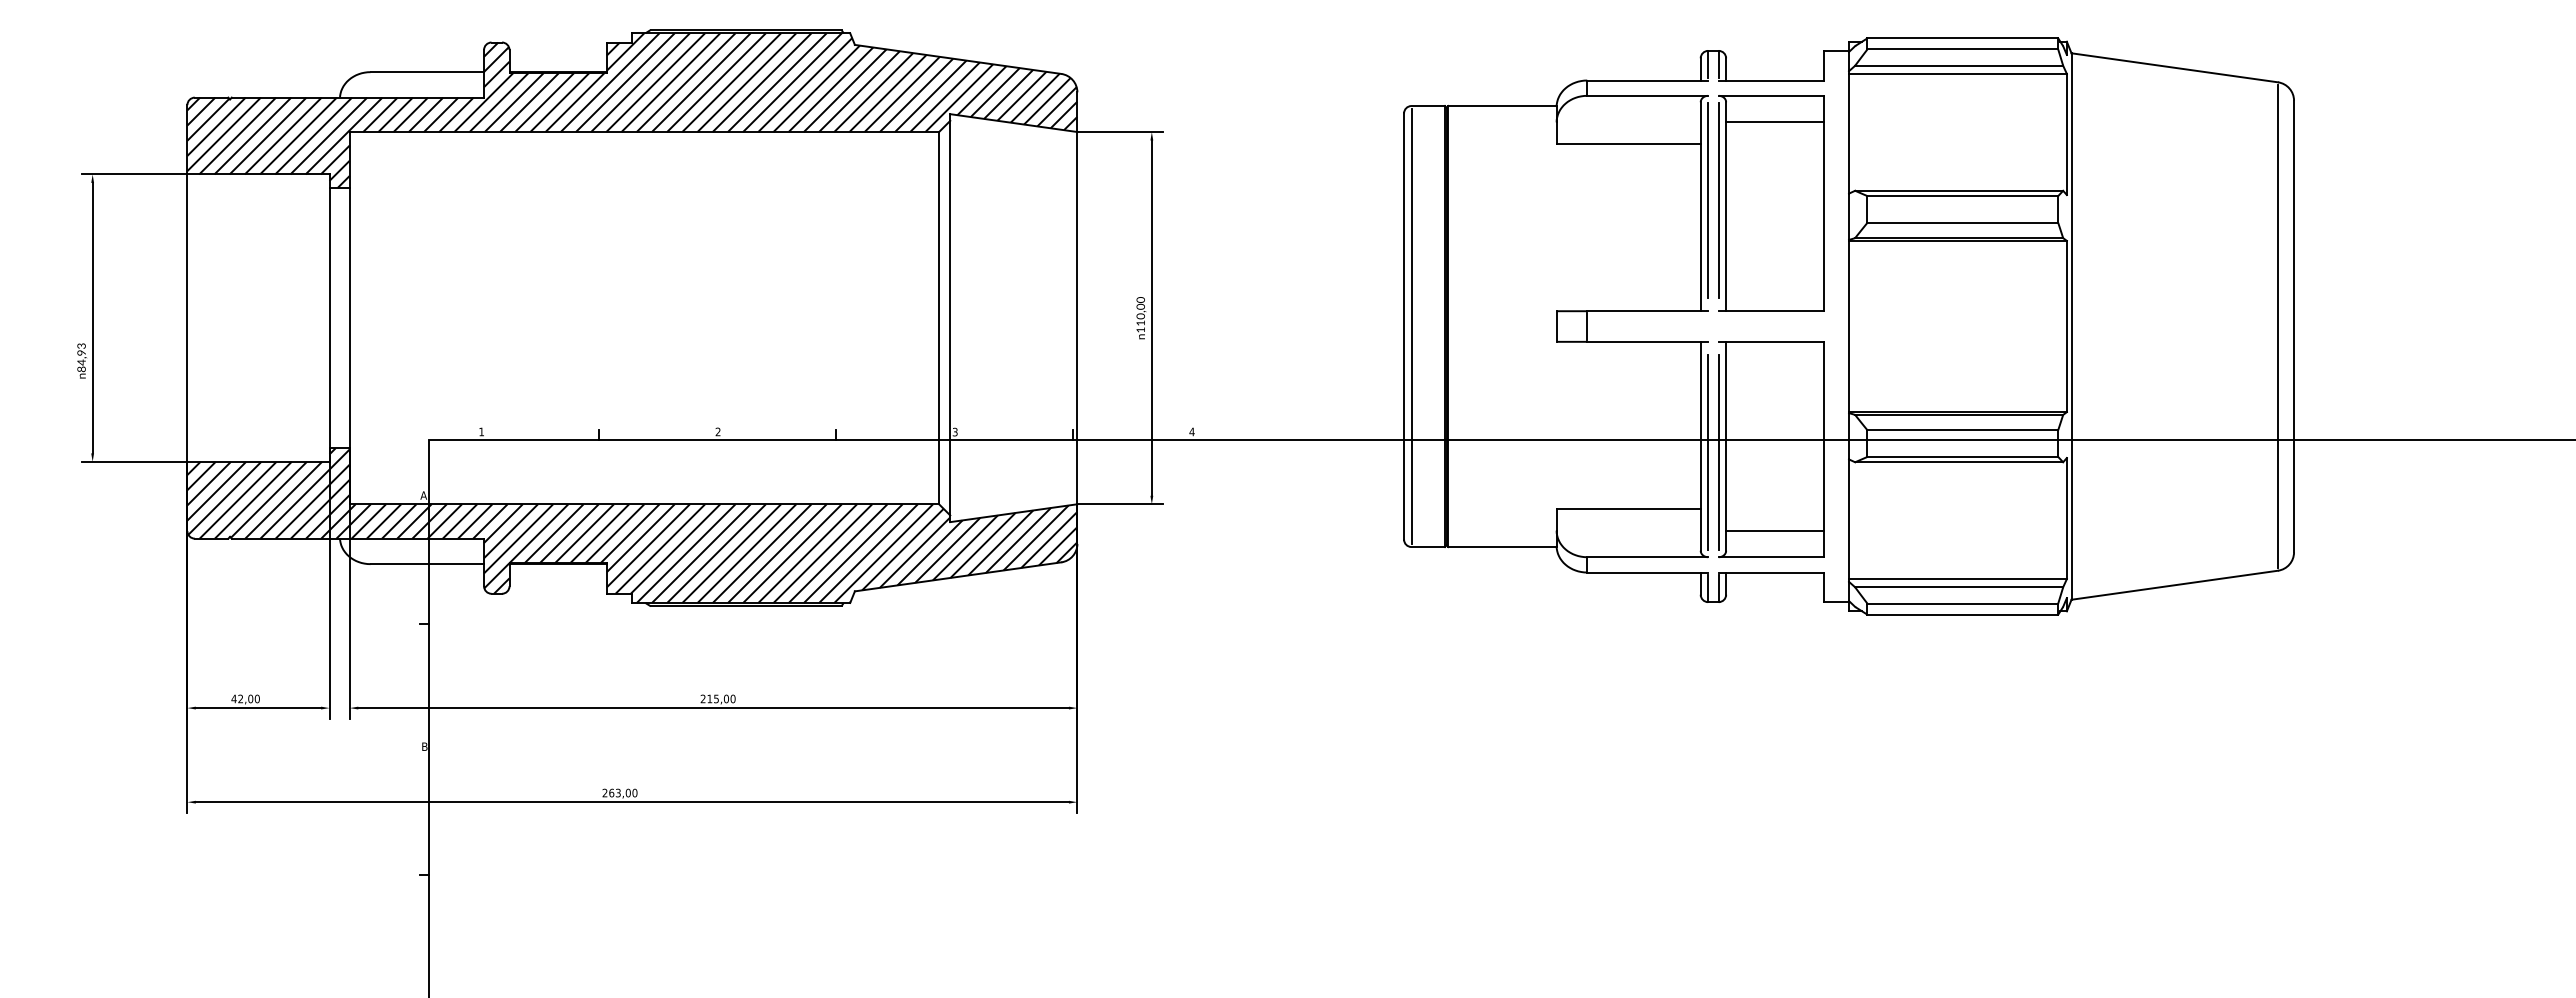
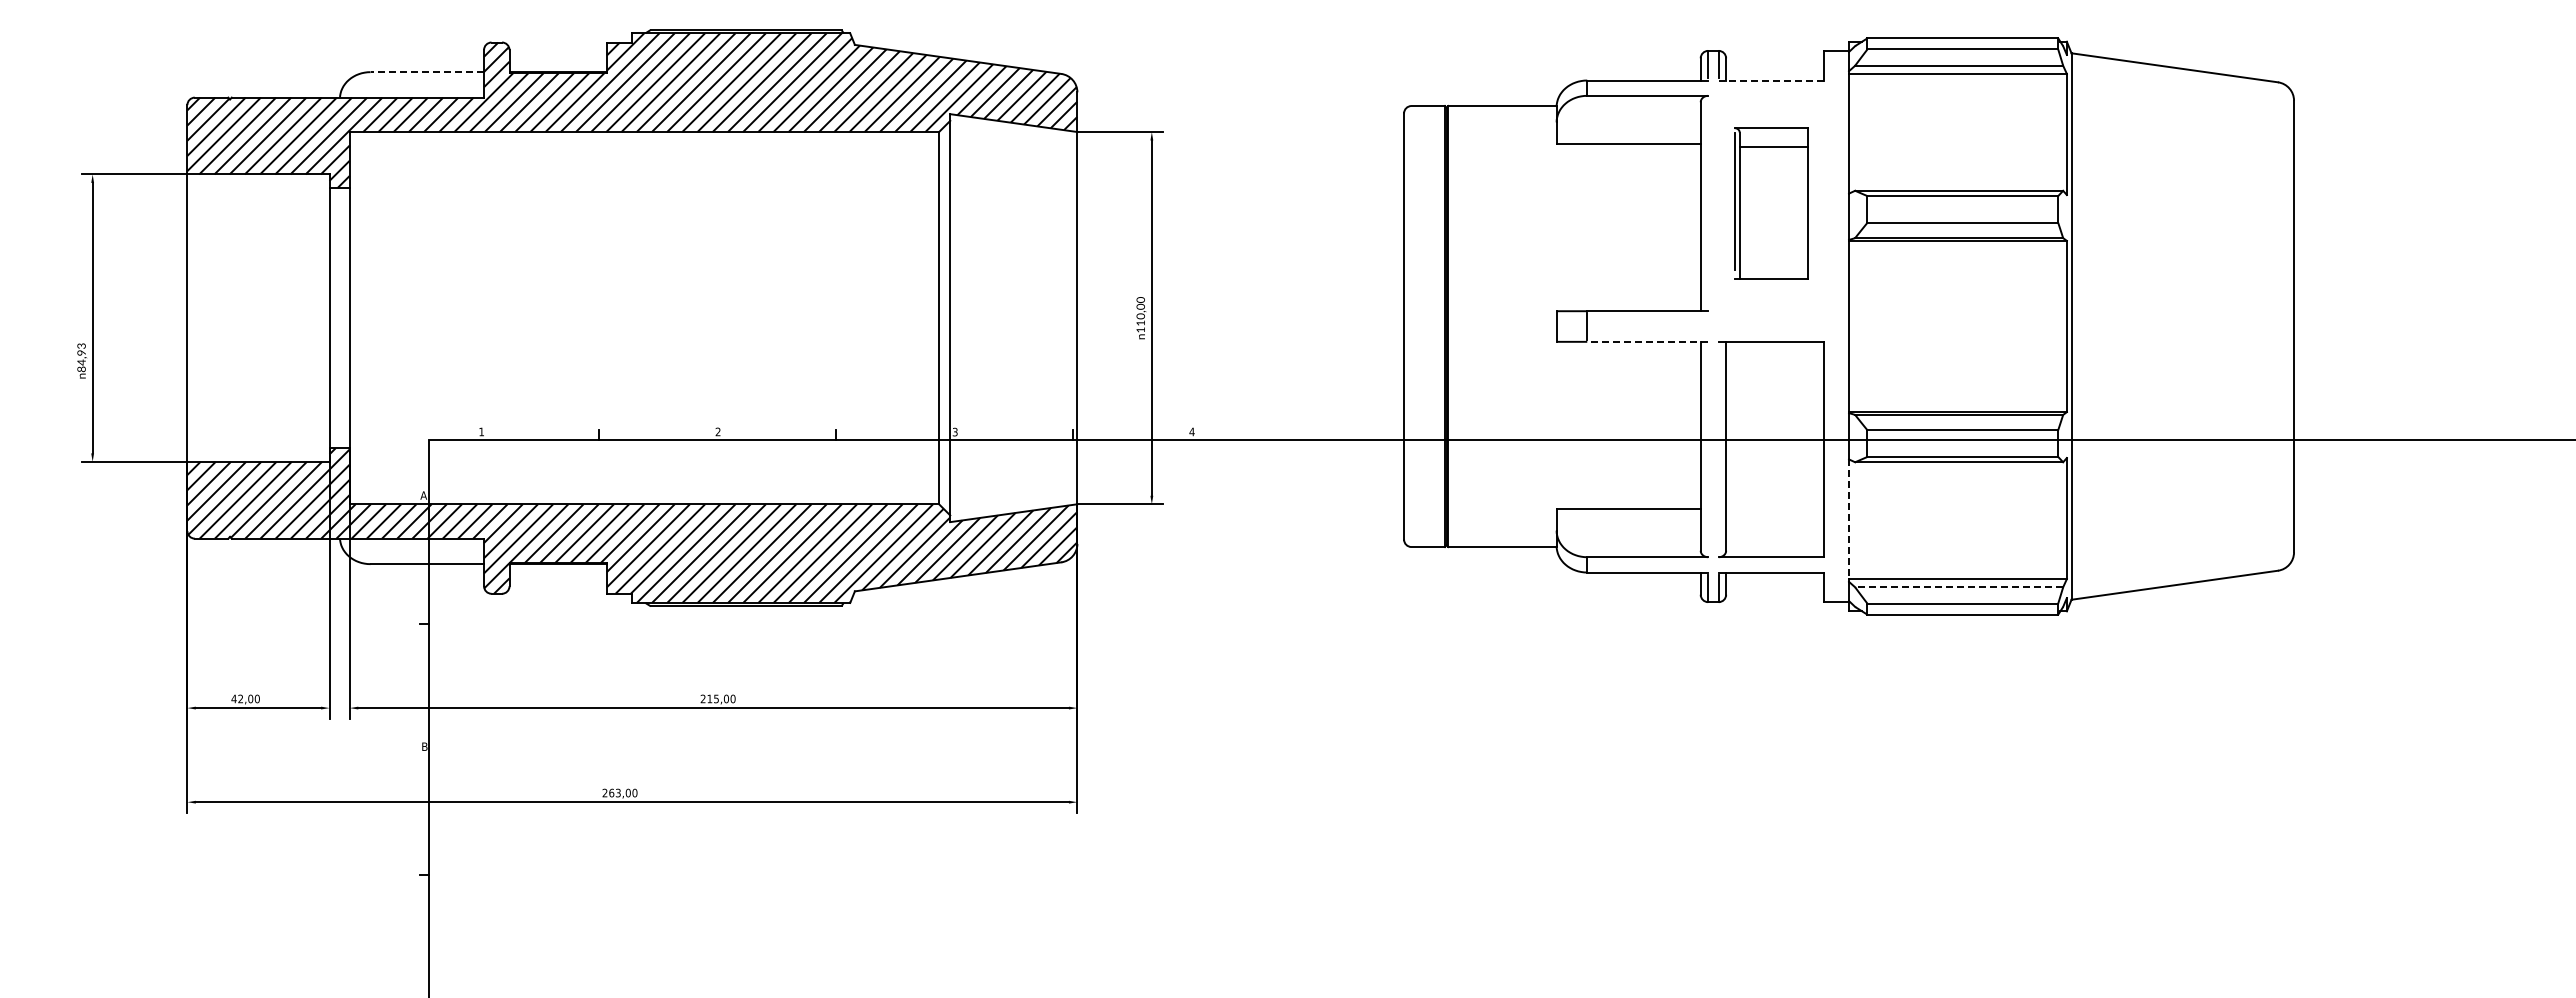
line: solid -> dashed (427, 72)
line: solid -> dashed (1770, 80)
line: present -> none (1708, 200)
part size: 107x217 px -> 75x153 px (1771, 203)
line: present -> none (1411, 326)
line: present -> none (2278, 326)
line: solid -> dashed (1647, 341)
line: present -> none (1708, 451)
line: present -> none (1718, 451)
line: solid -> dashed (1849, 519)
line: present -> none (1774, 530)
line: solid -> dashed (1959, 587)
